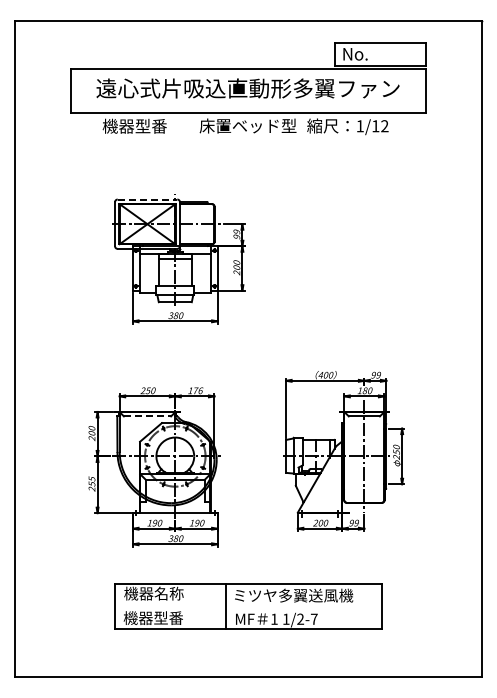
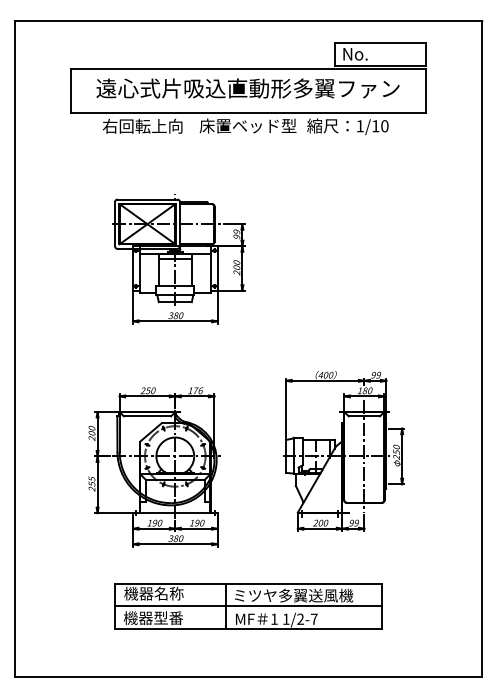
text: 機器型番 -> 右回転上向 (142, 125)
text: 1/12 -> 1/10 (384, 126)
line: dashed -> solid (147, 199)
line: dashed -> solid (147, 416)
line: none -> present (248, 606)
